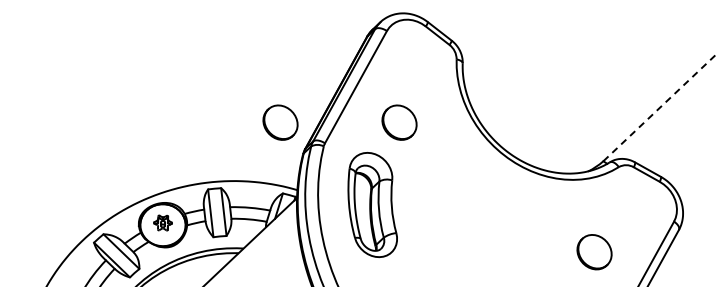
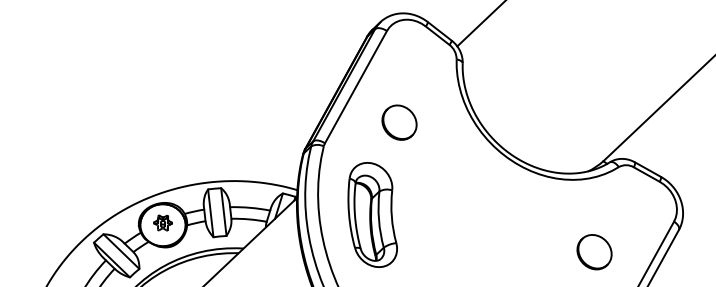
line: none -> present (480, 24)
line: dashed -> solid (660, 107)
part: present -> none (280, 122)
part position: (372, 205) -> (372, 215) (372, 215)
